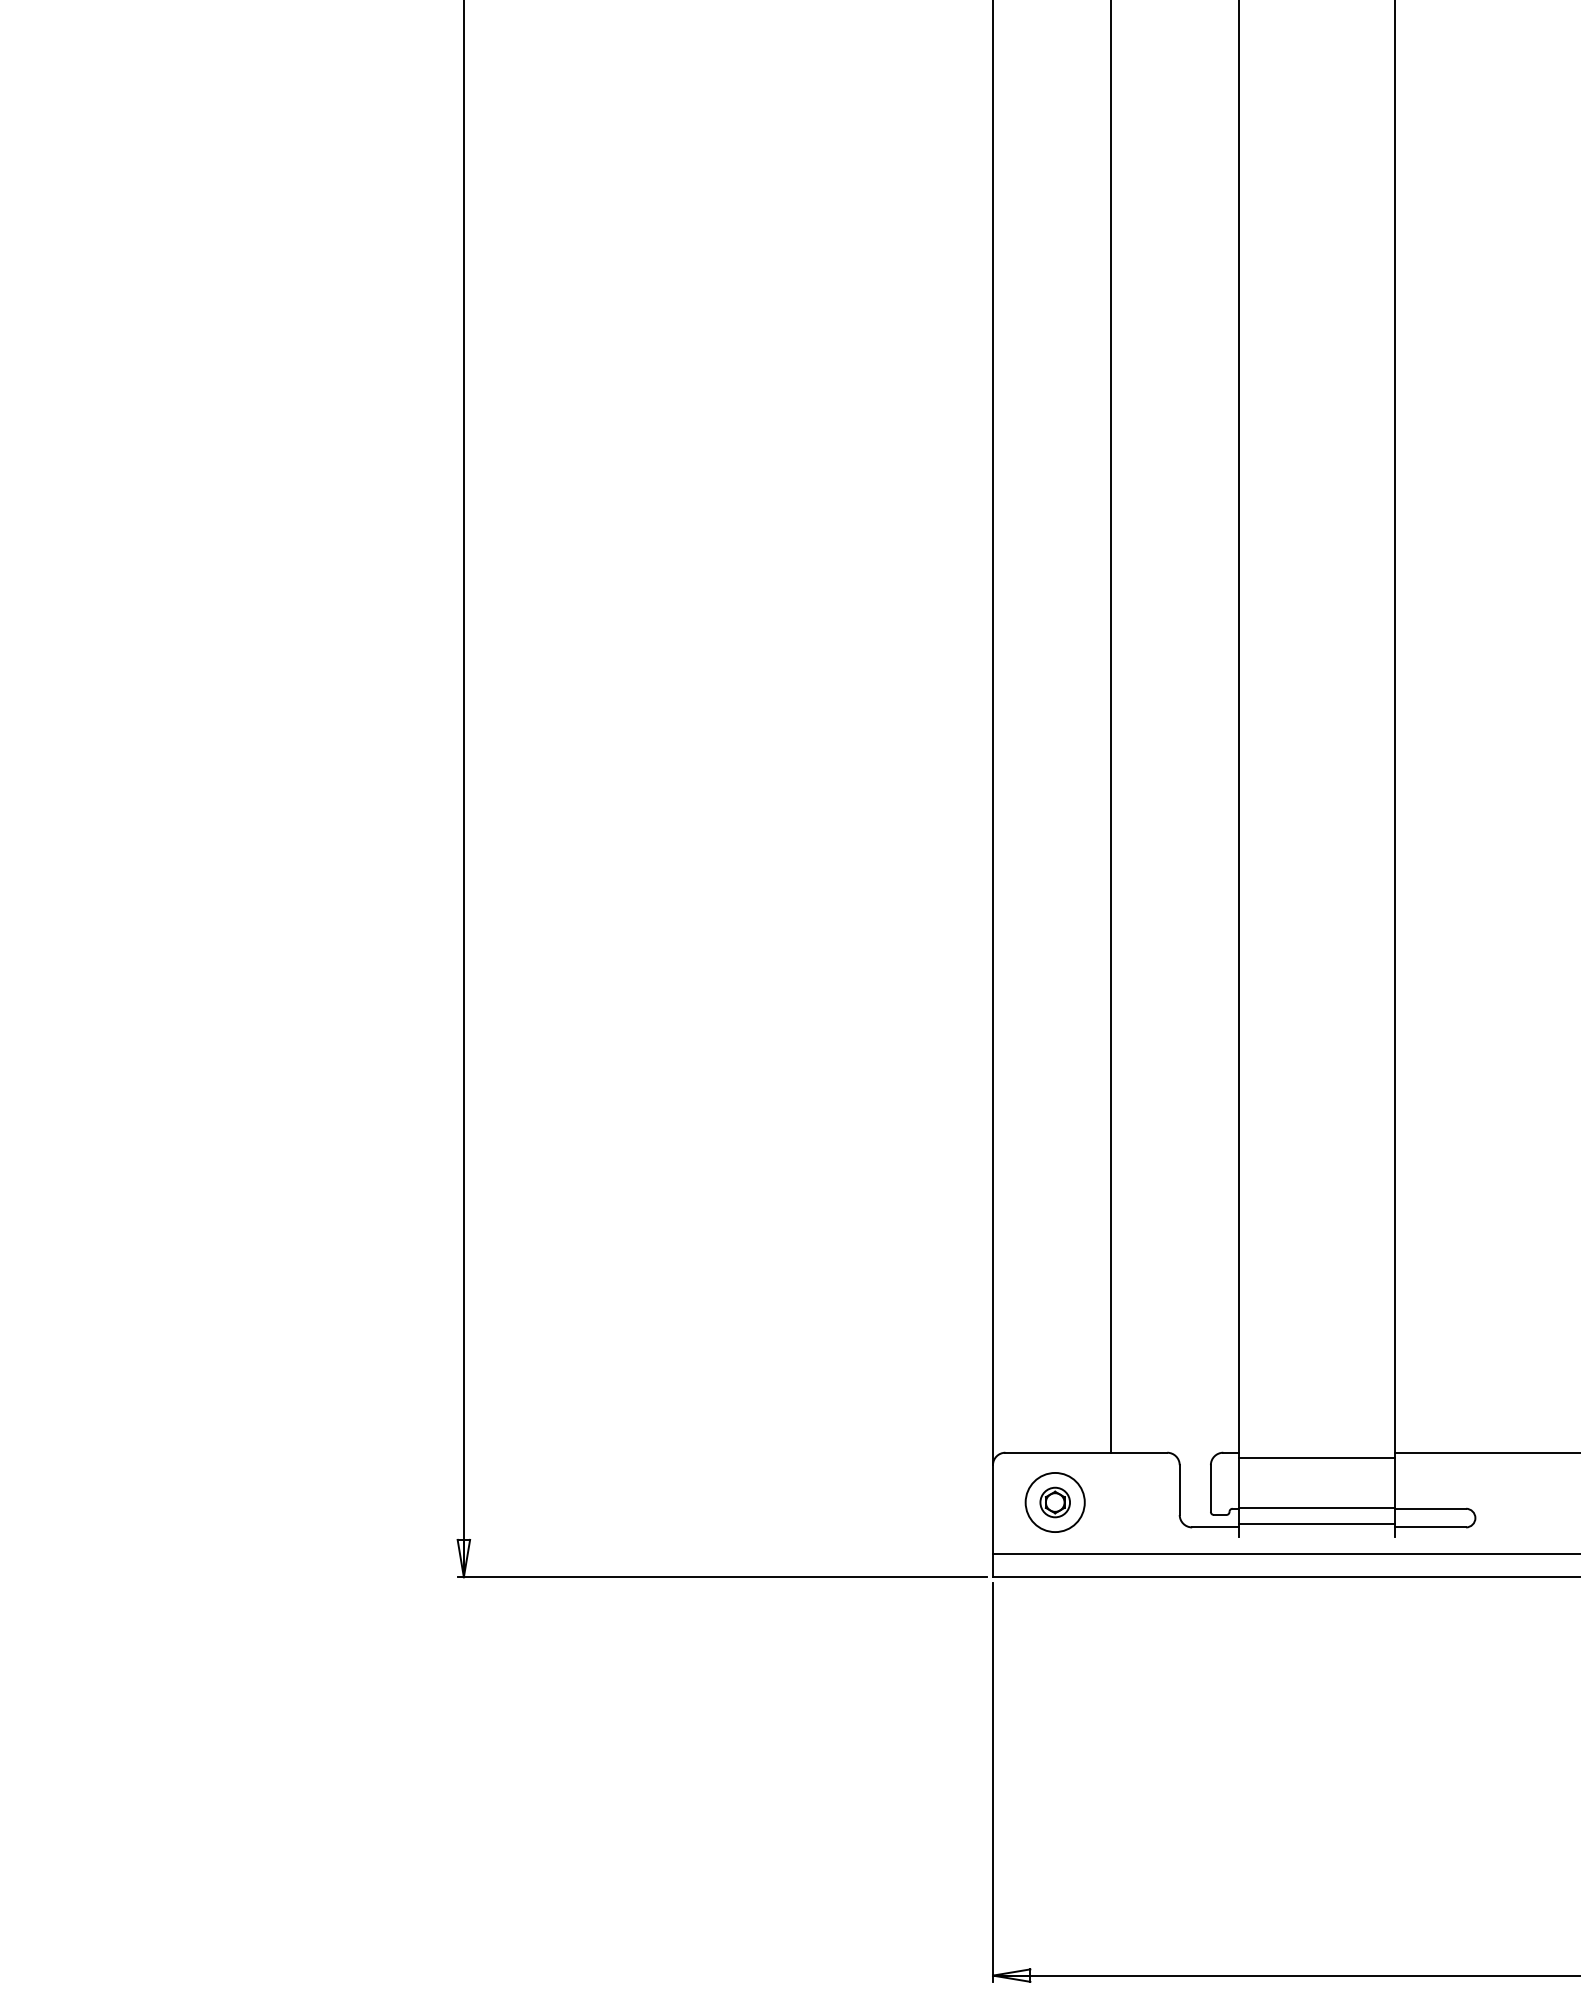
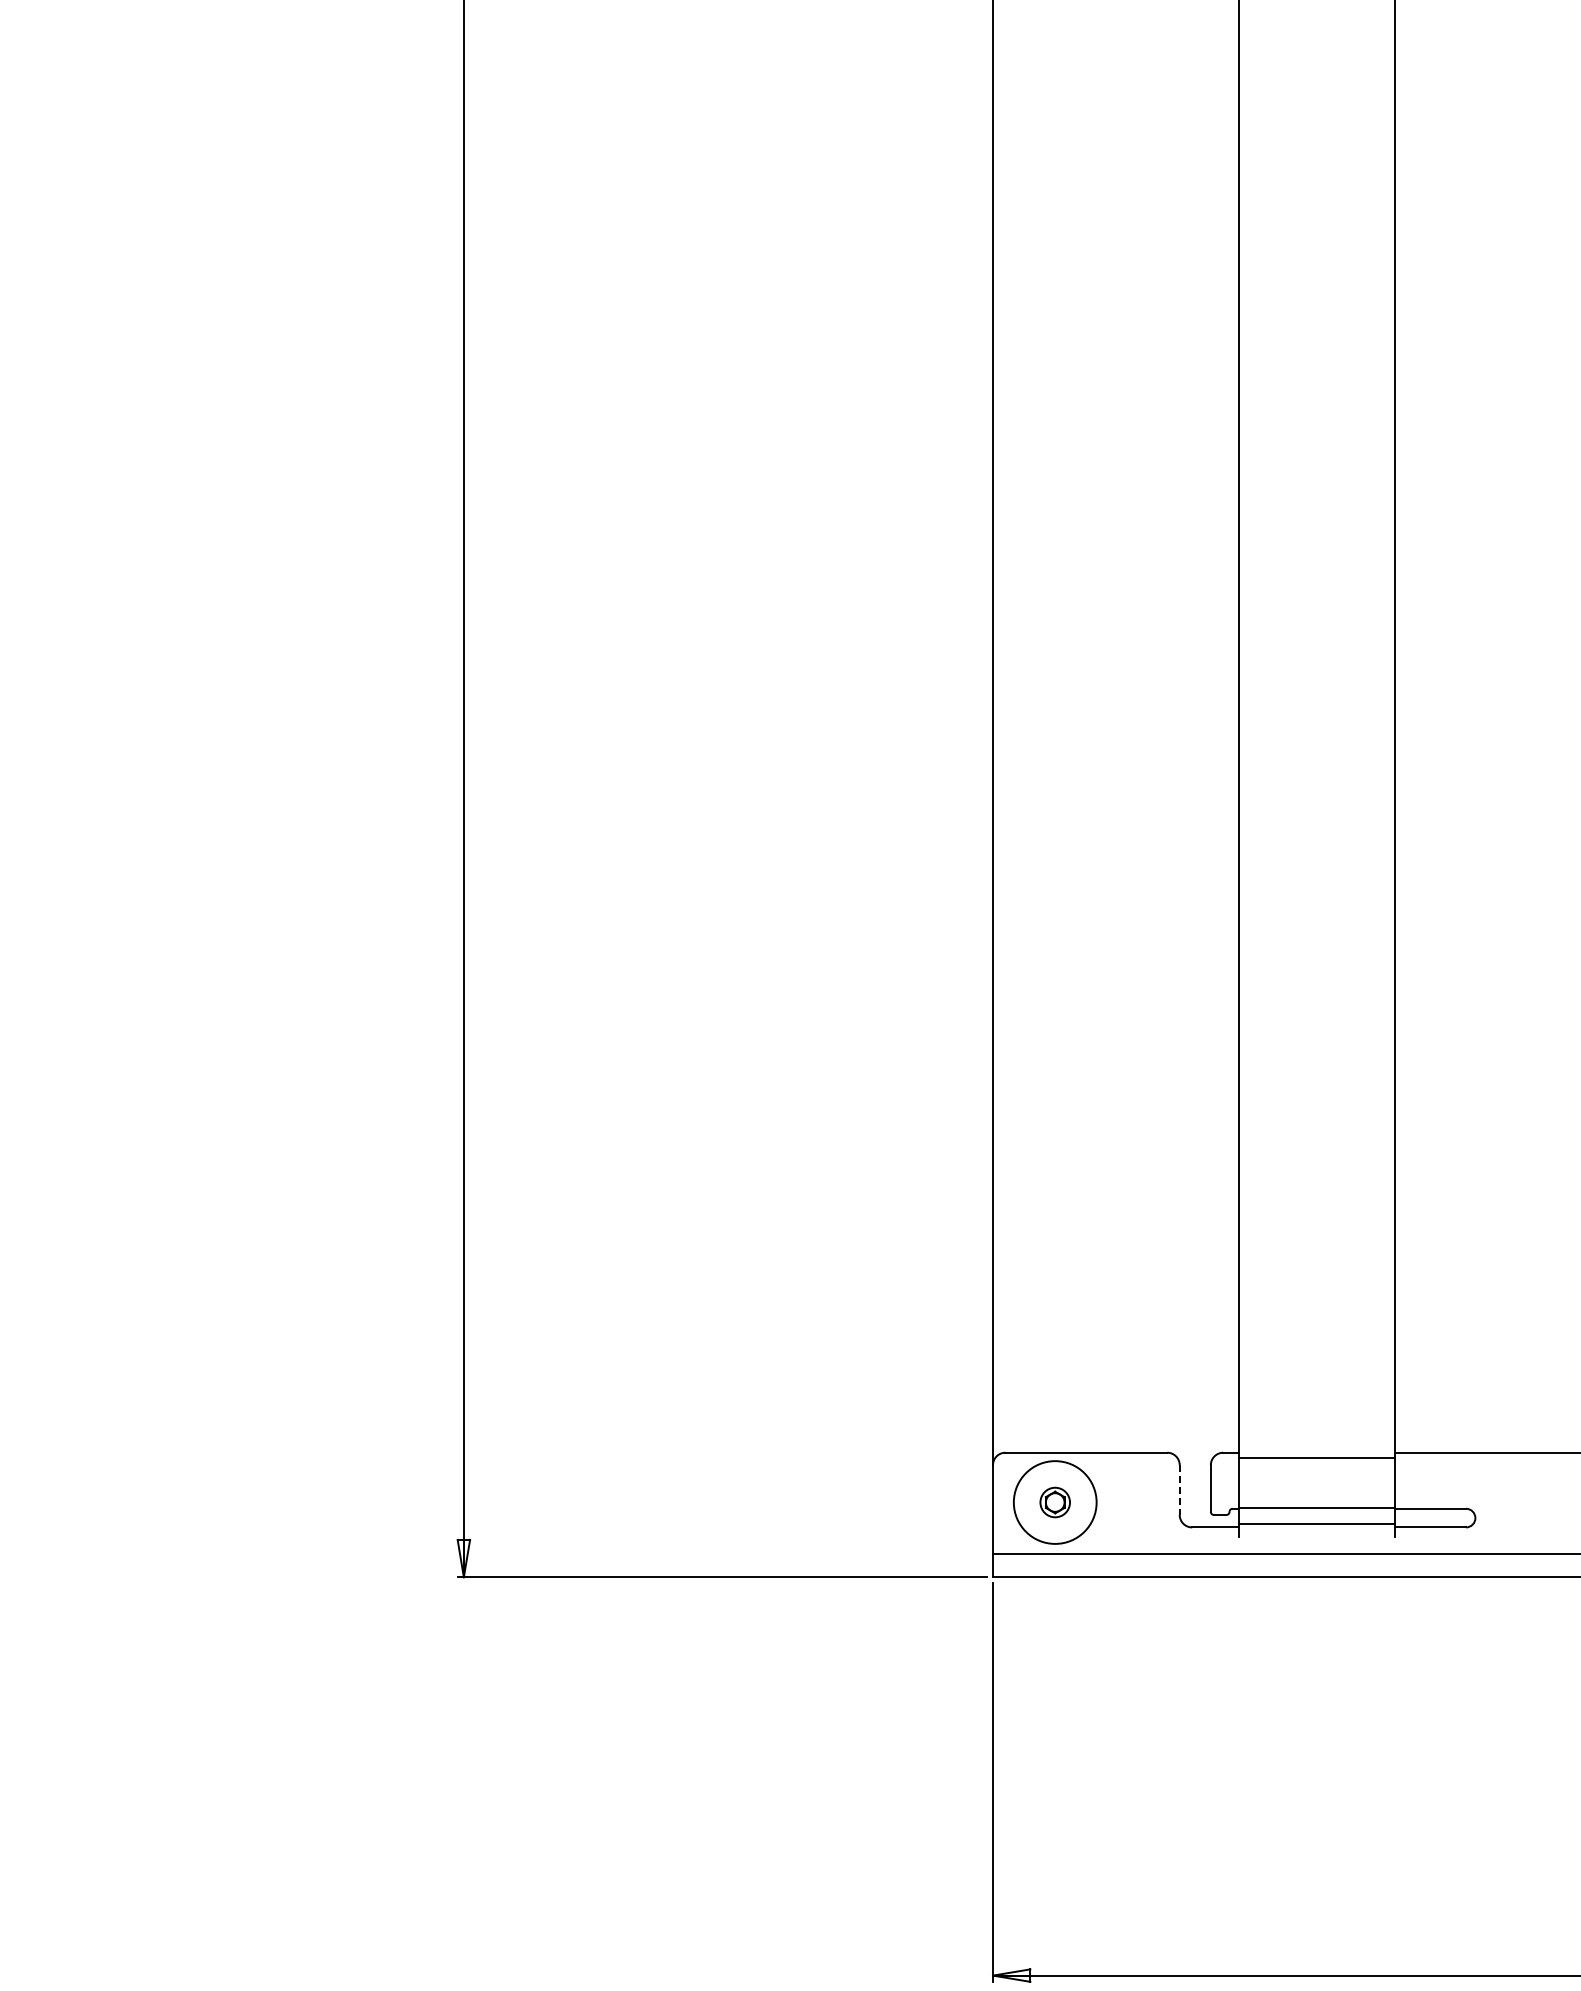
line: present -> none (1111, 727)
line: solid -> dashed (1179, 1490)
circle diameter: 59 px -> 83 px (1054, 1502)
